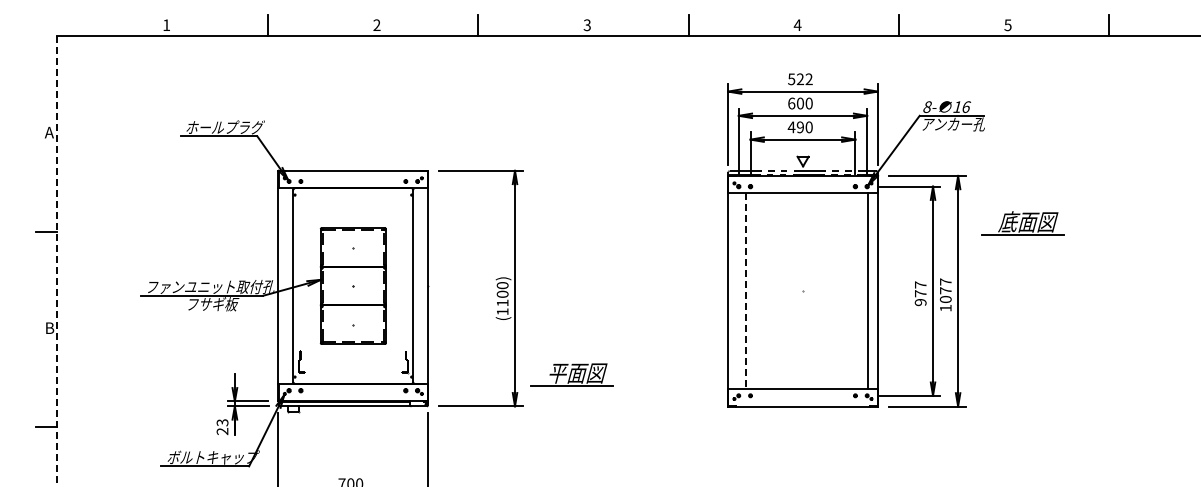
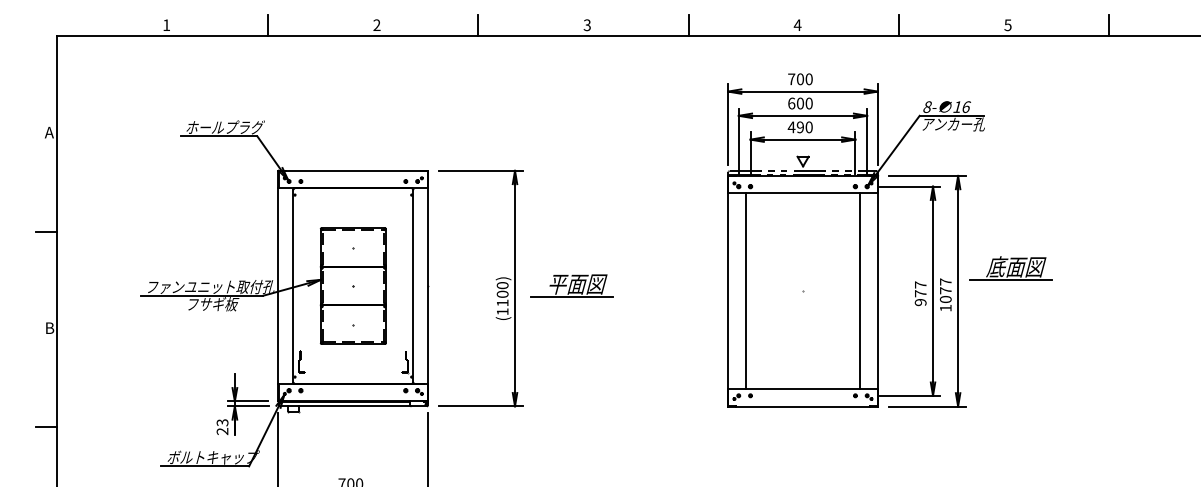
text: 522 -> 700 (800, 79)
part position: (1022, 223) -> (1010, 268) (1010, 268)
line: dashed -> solid (57, 261)
line: dashed -> solid (746, 291)
line position: (867, 291) -> (859, 291) (859, 291)
part position: (571, 374) -> (571, 285) (571, 285)
